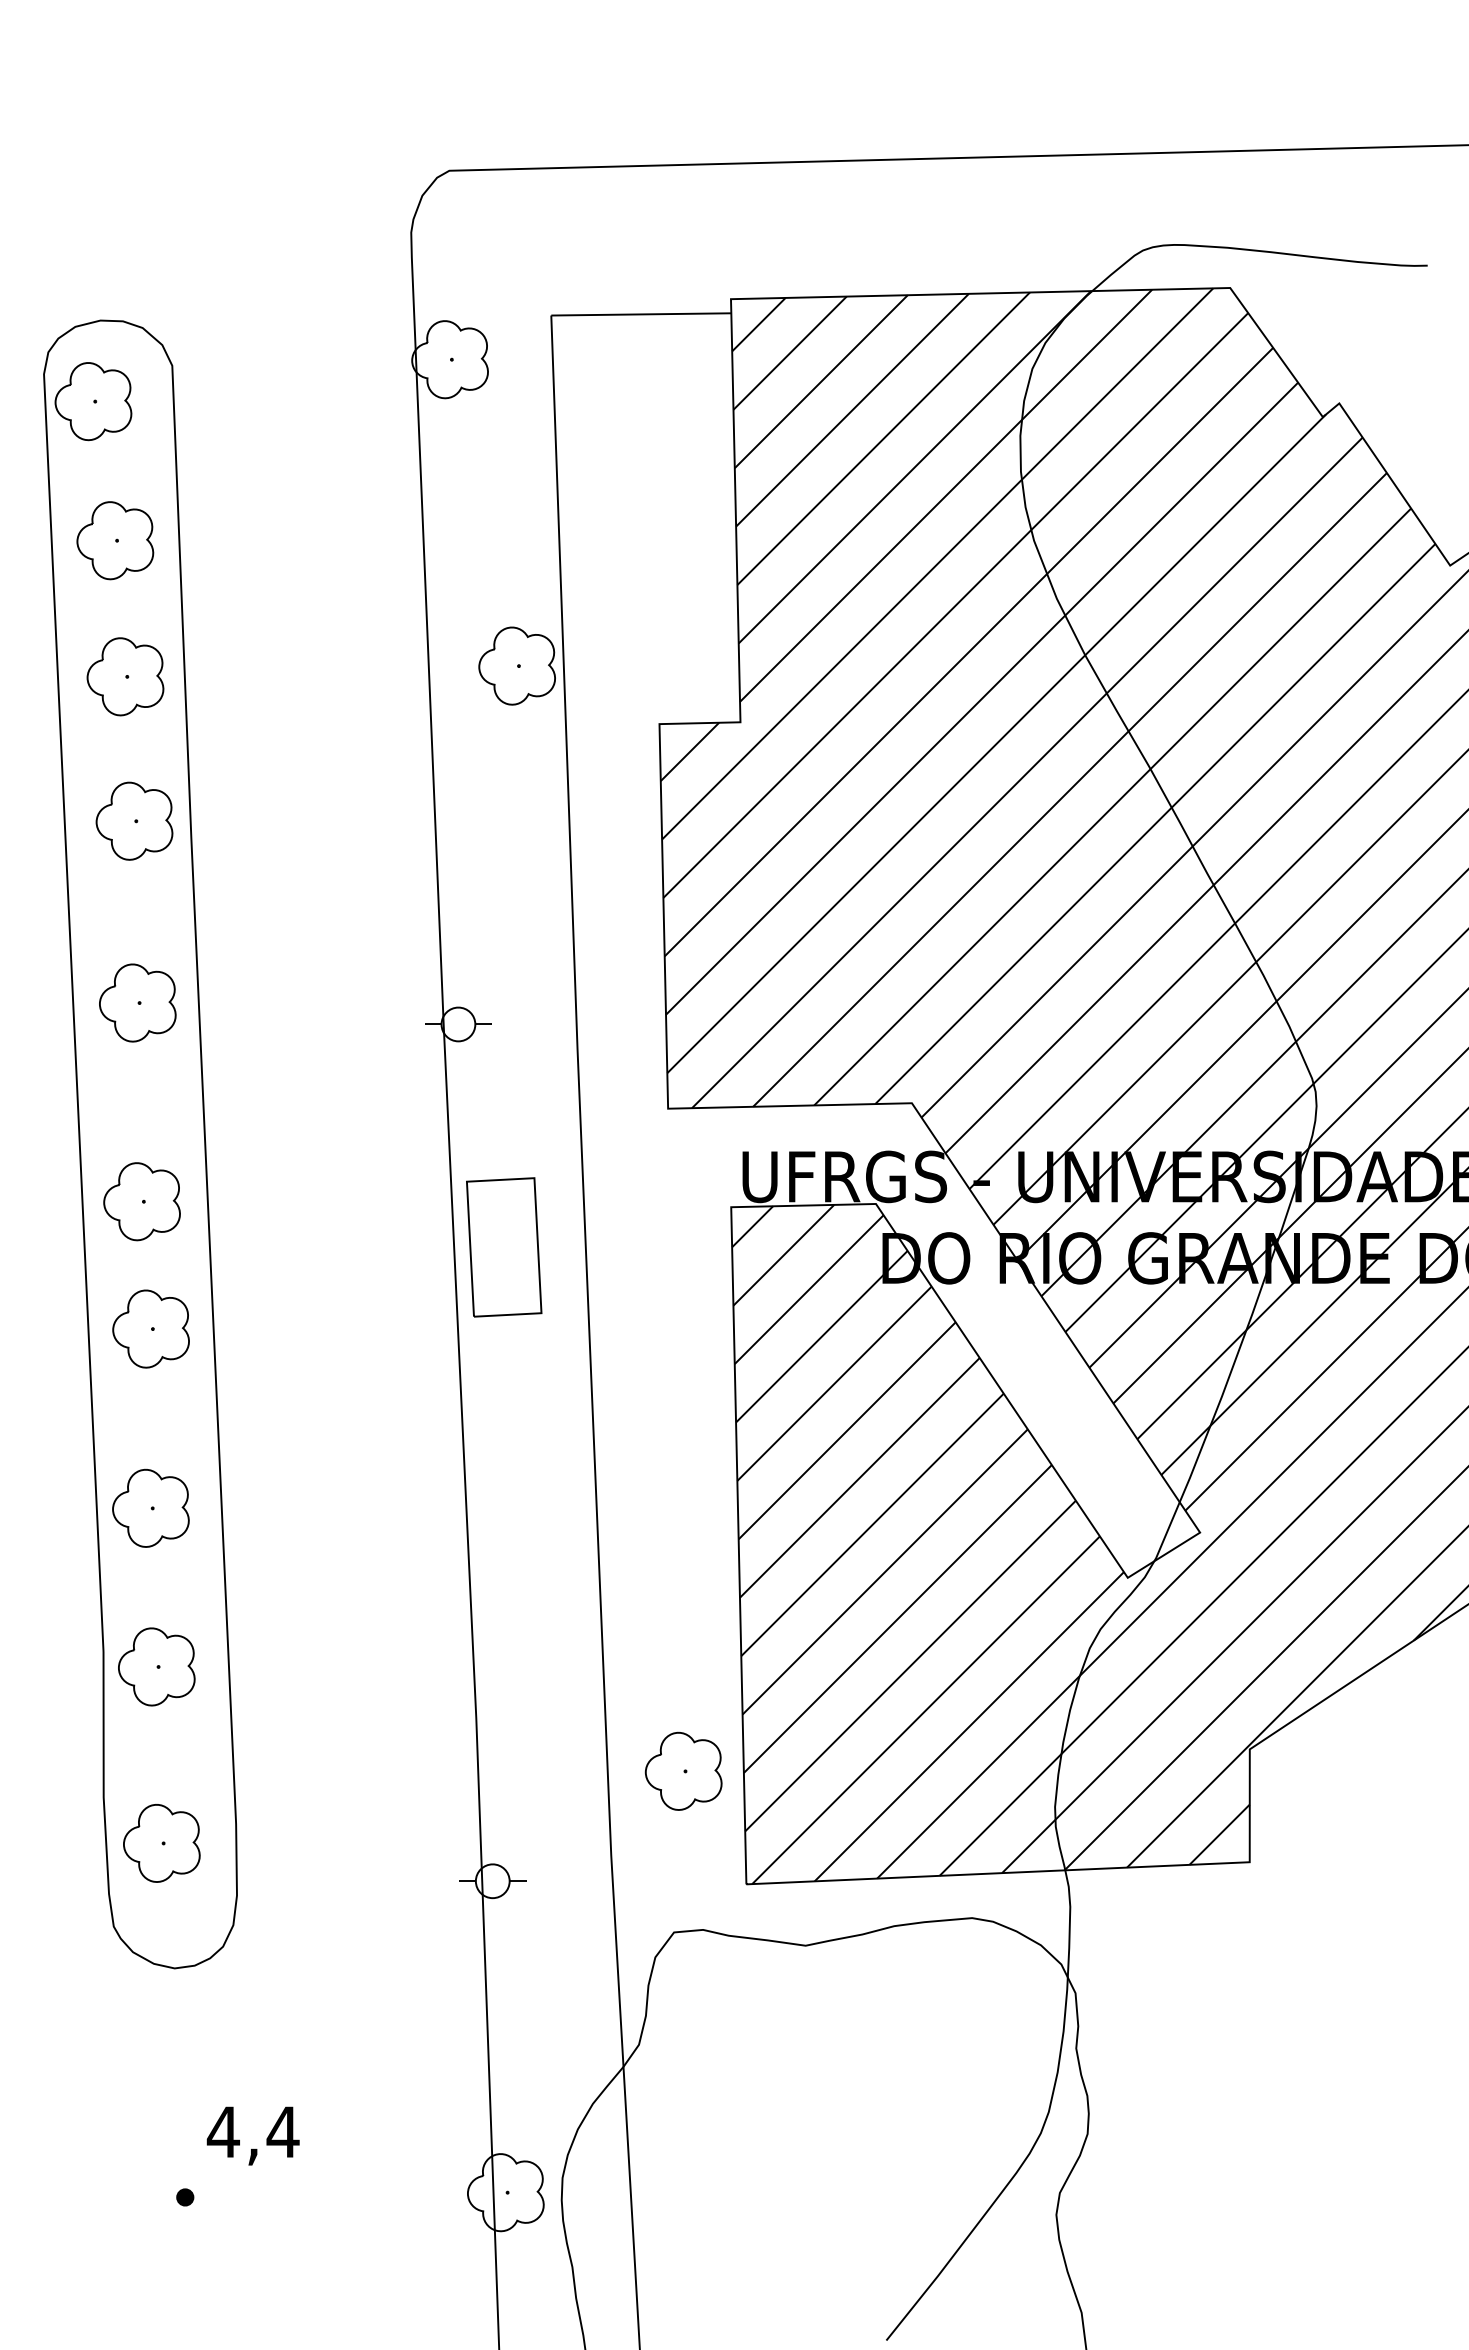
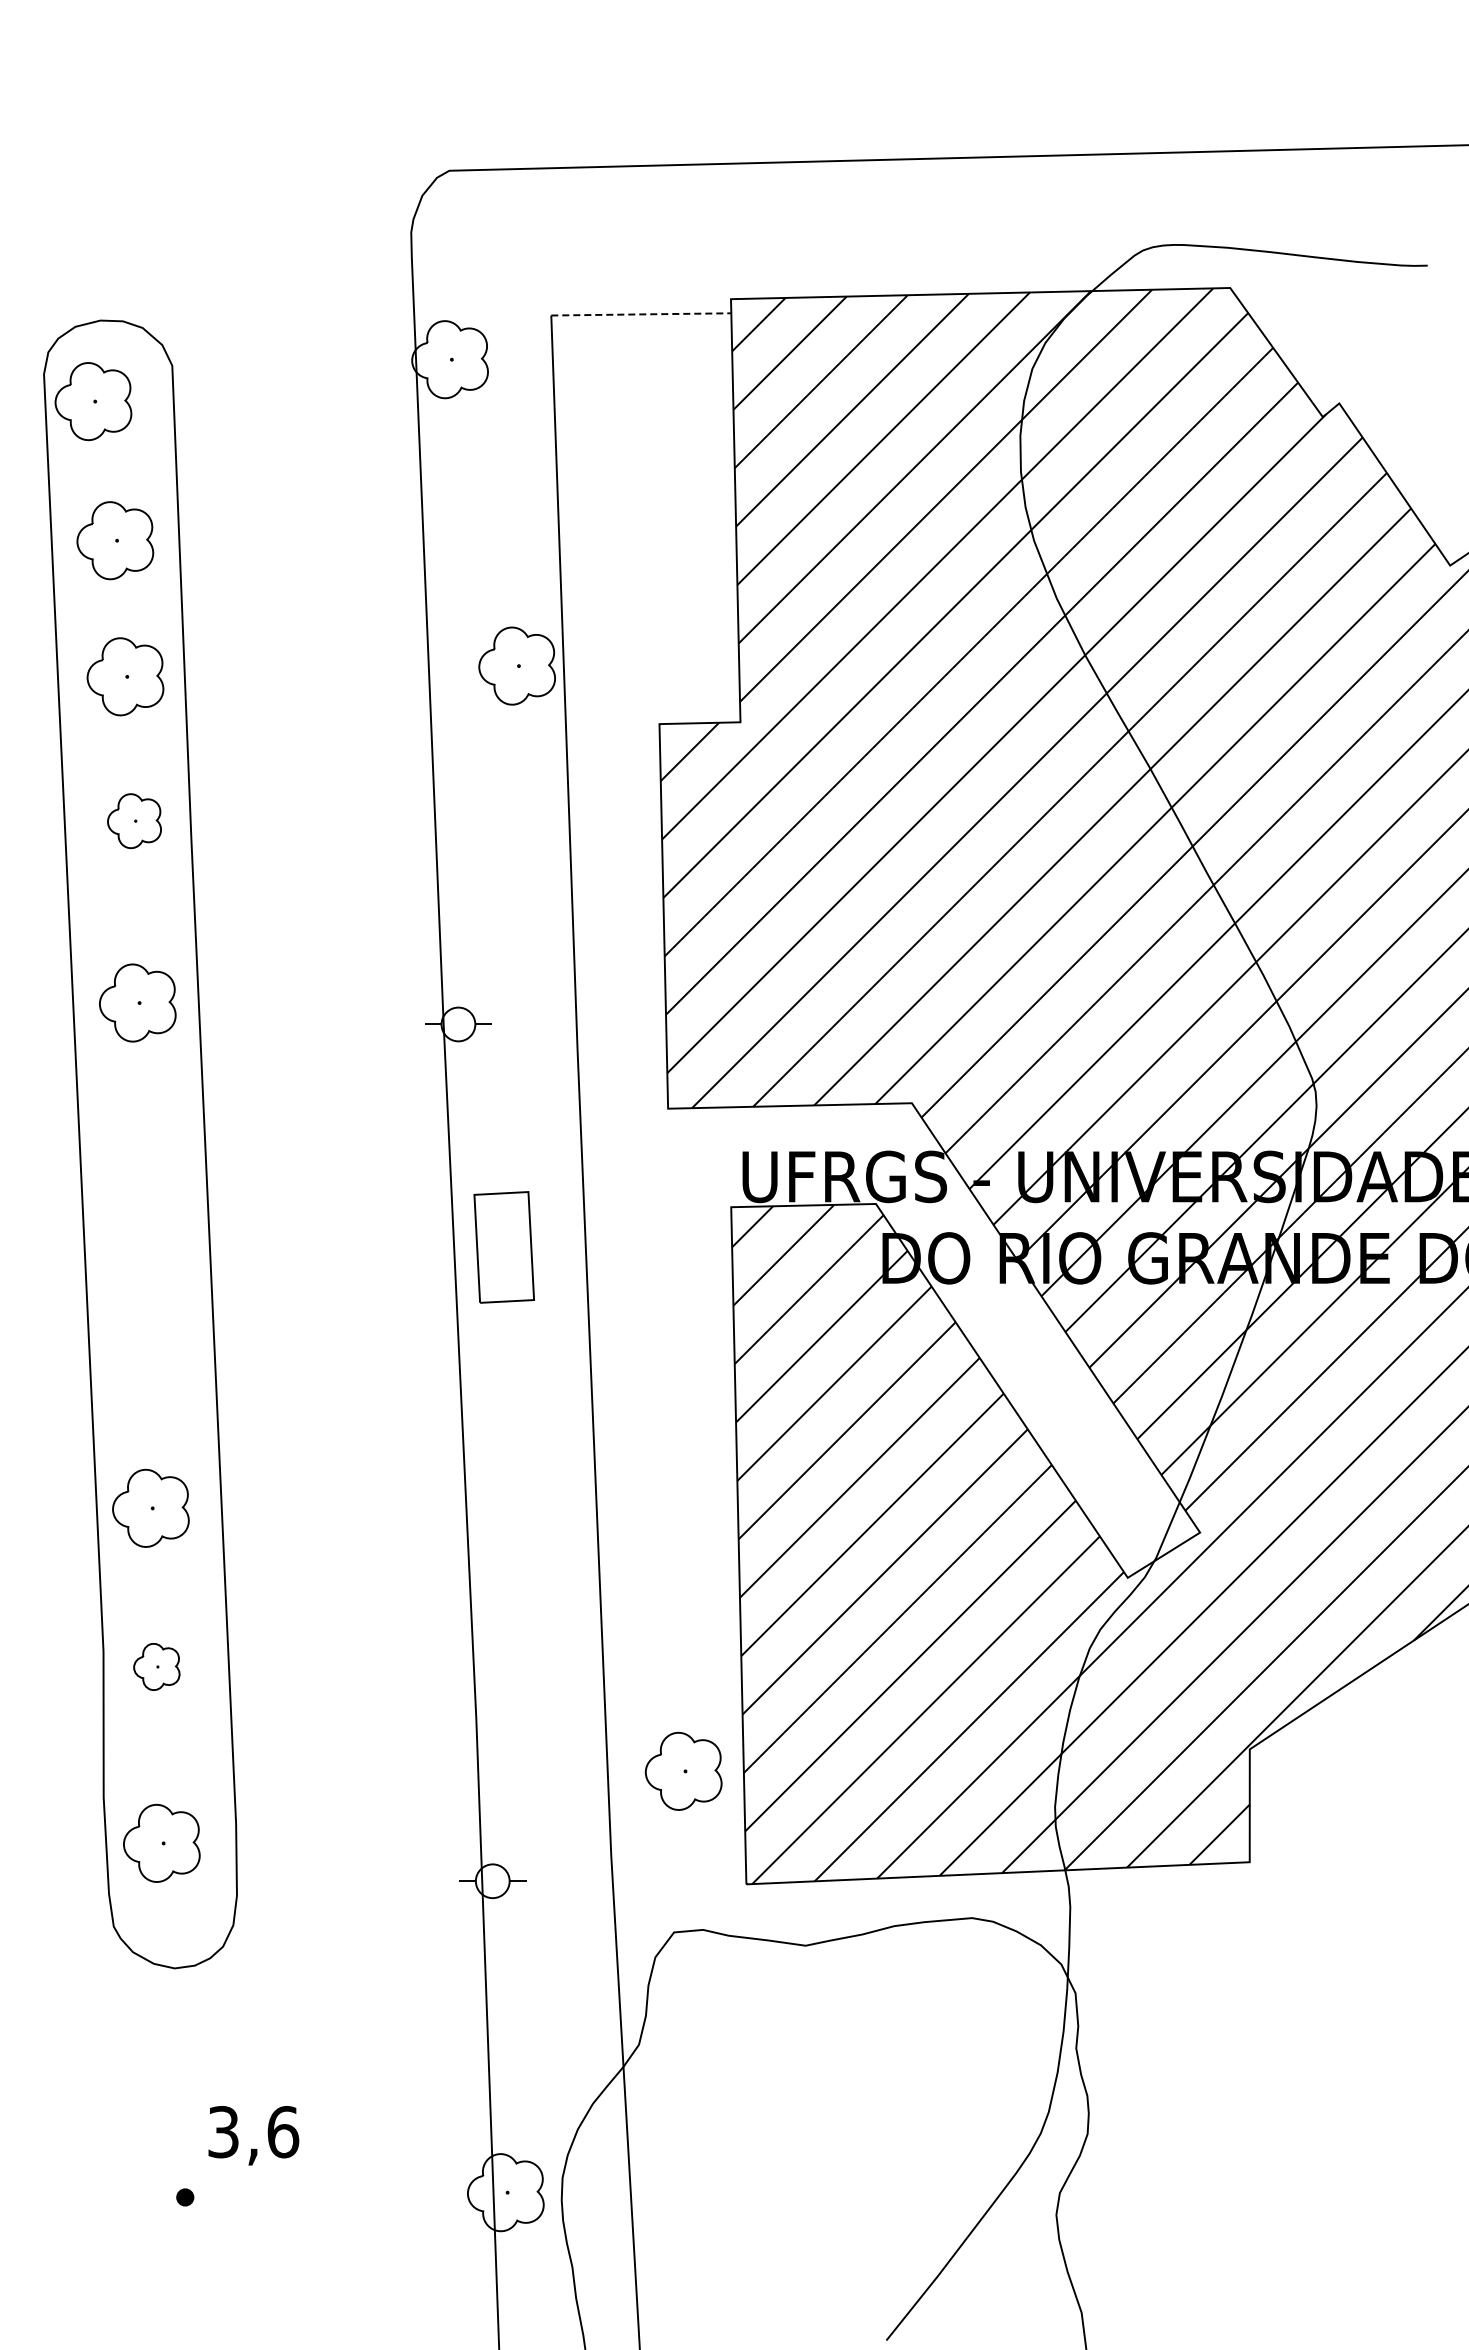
line: solid -> dashed (641, 314)
part size: 79x80 px -> 55x57 px (134, 821)
part: present -> none (141, 1201)
part size: 77x141 px -> 62x113 px (503, 1247)
part: present -> none (150, 1328)
part size: 78x80 px -> 48x48 px (156, 1666)
text: 4,4 -> 3,6 (252, 2132)
